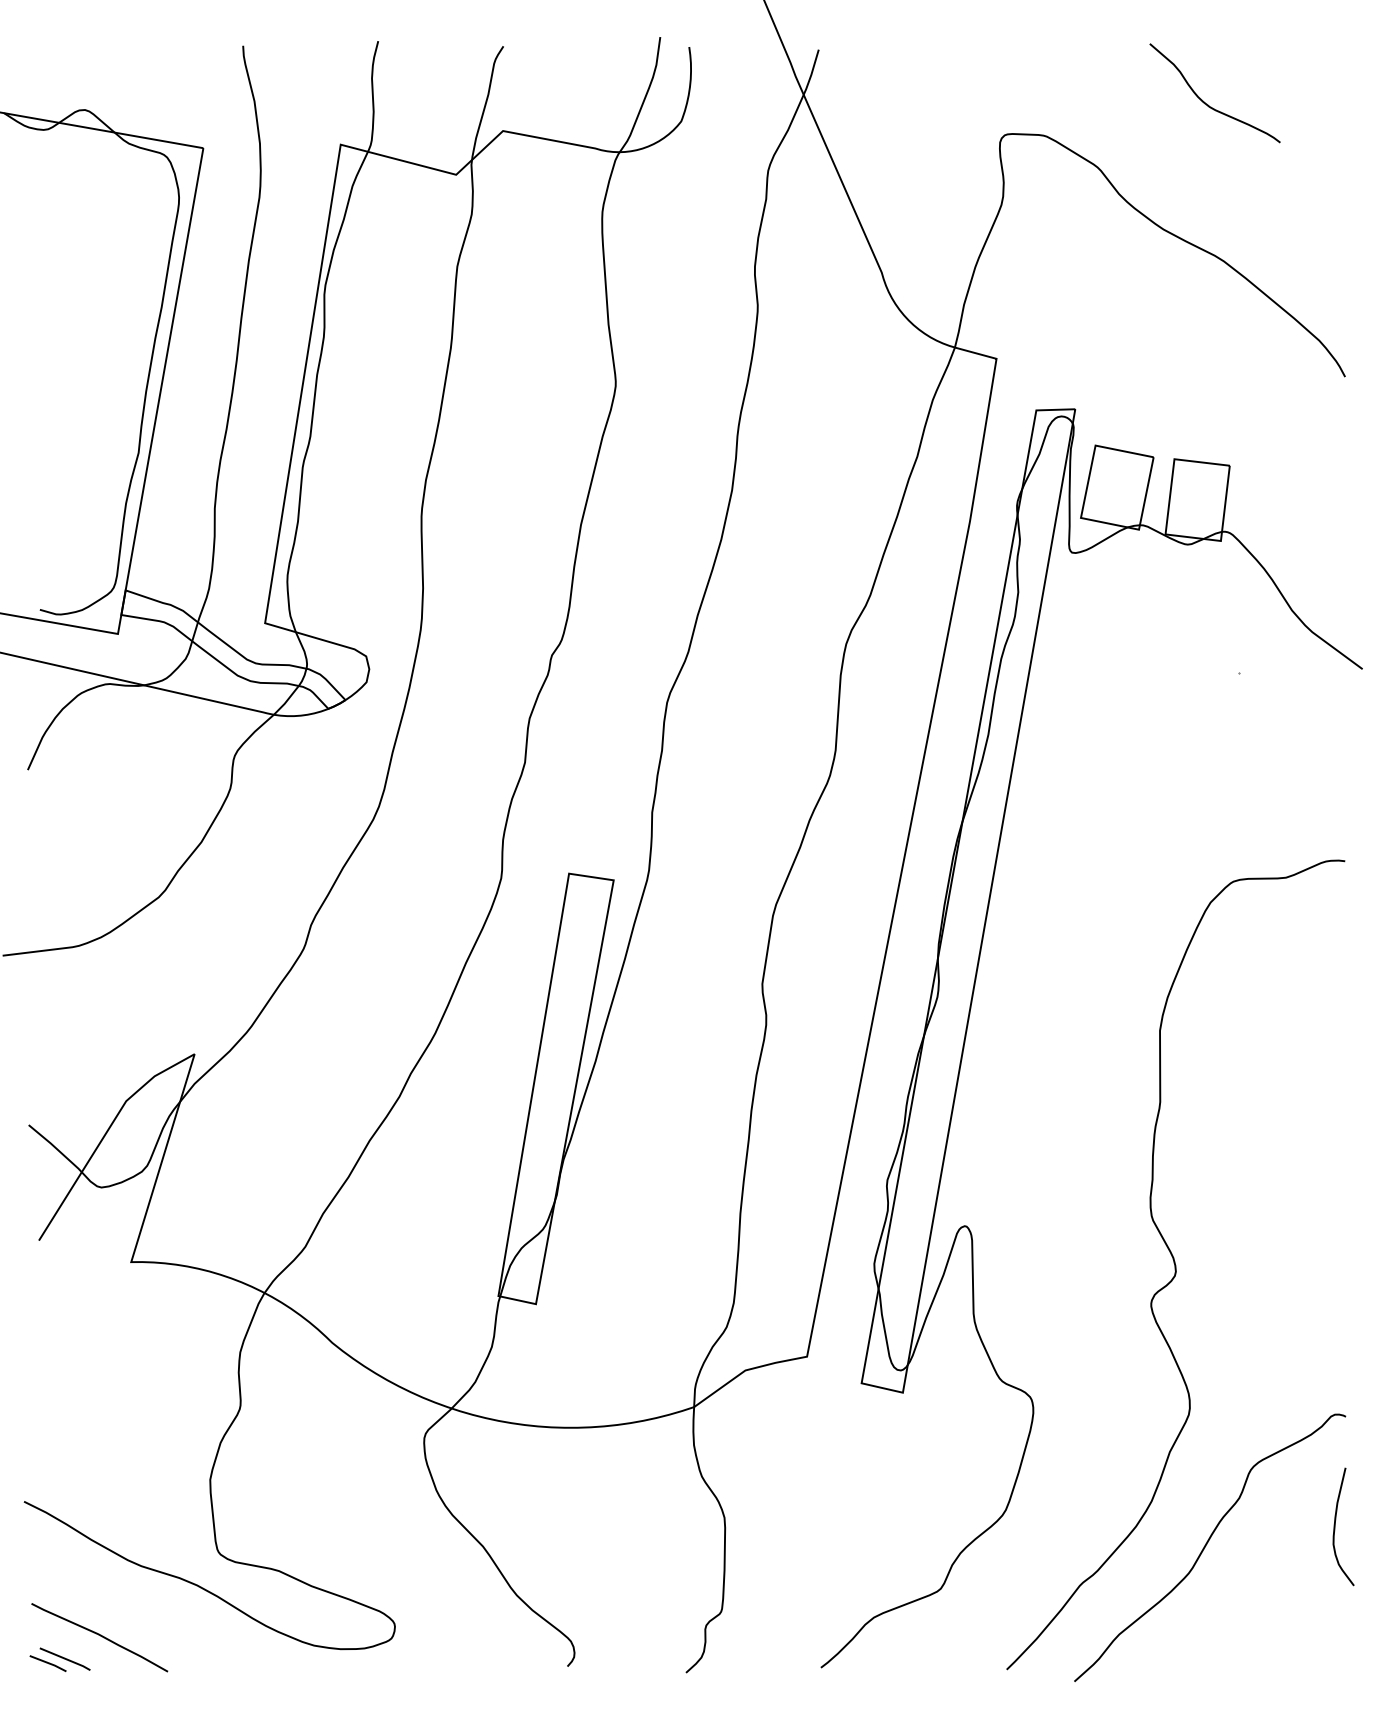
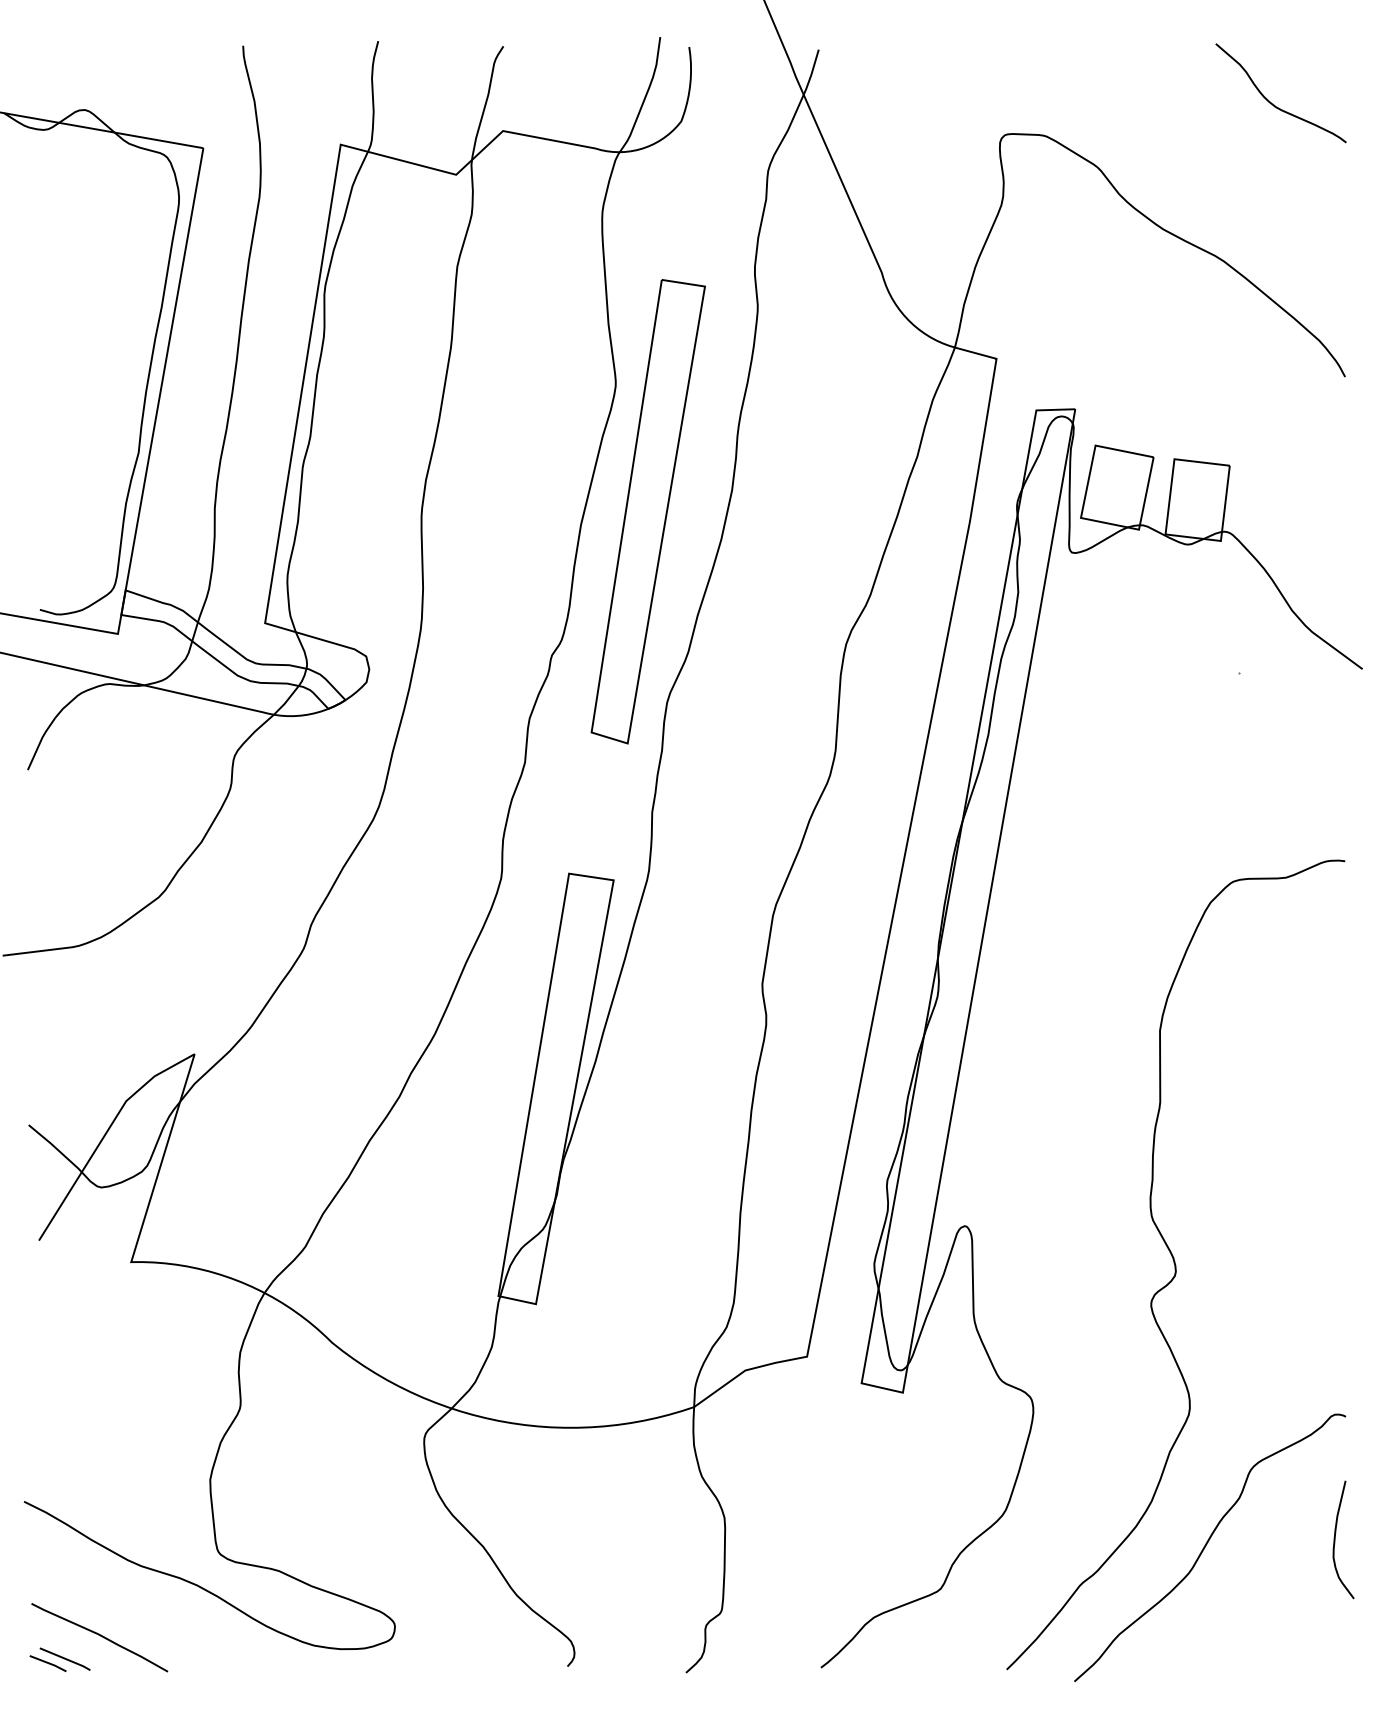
curve position: (1208, 104) -> (1274, 104) (1274, 104)
part: none -> present (647, 511)
curve position: (1335, 1526) -> (1335, 1539) (1335, 1539)
